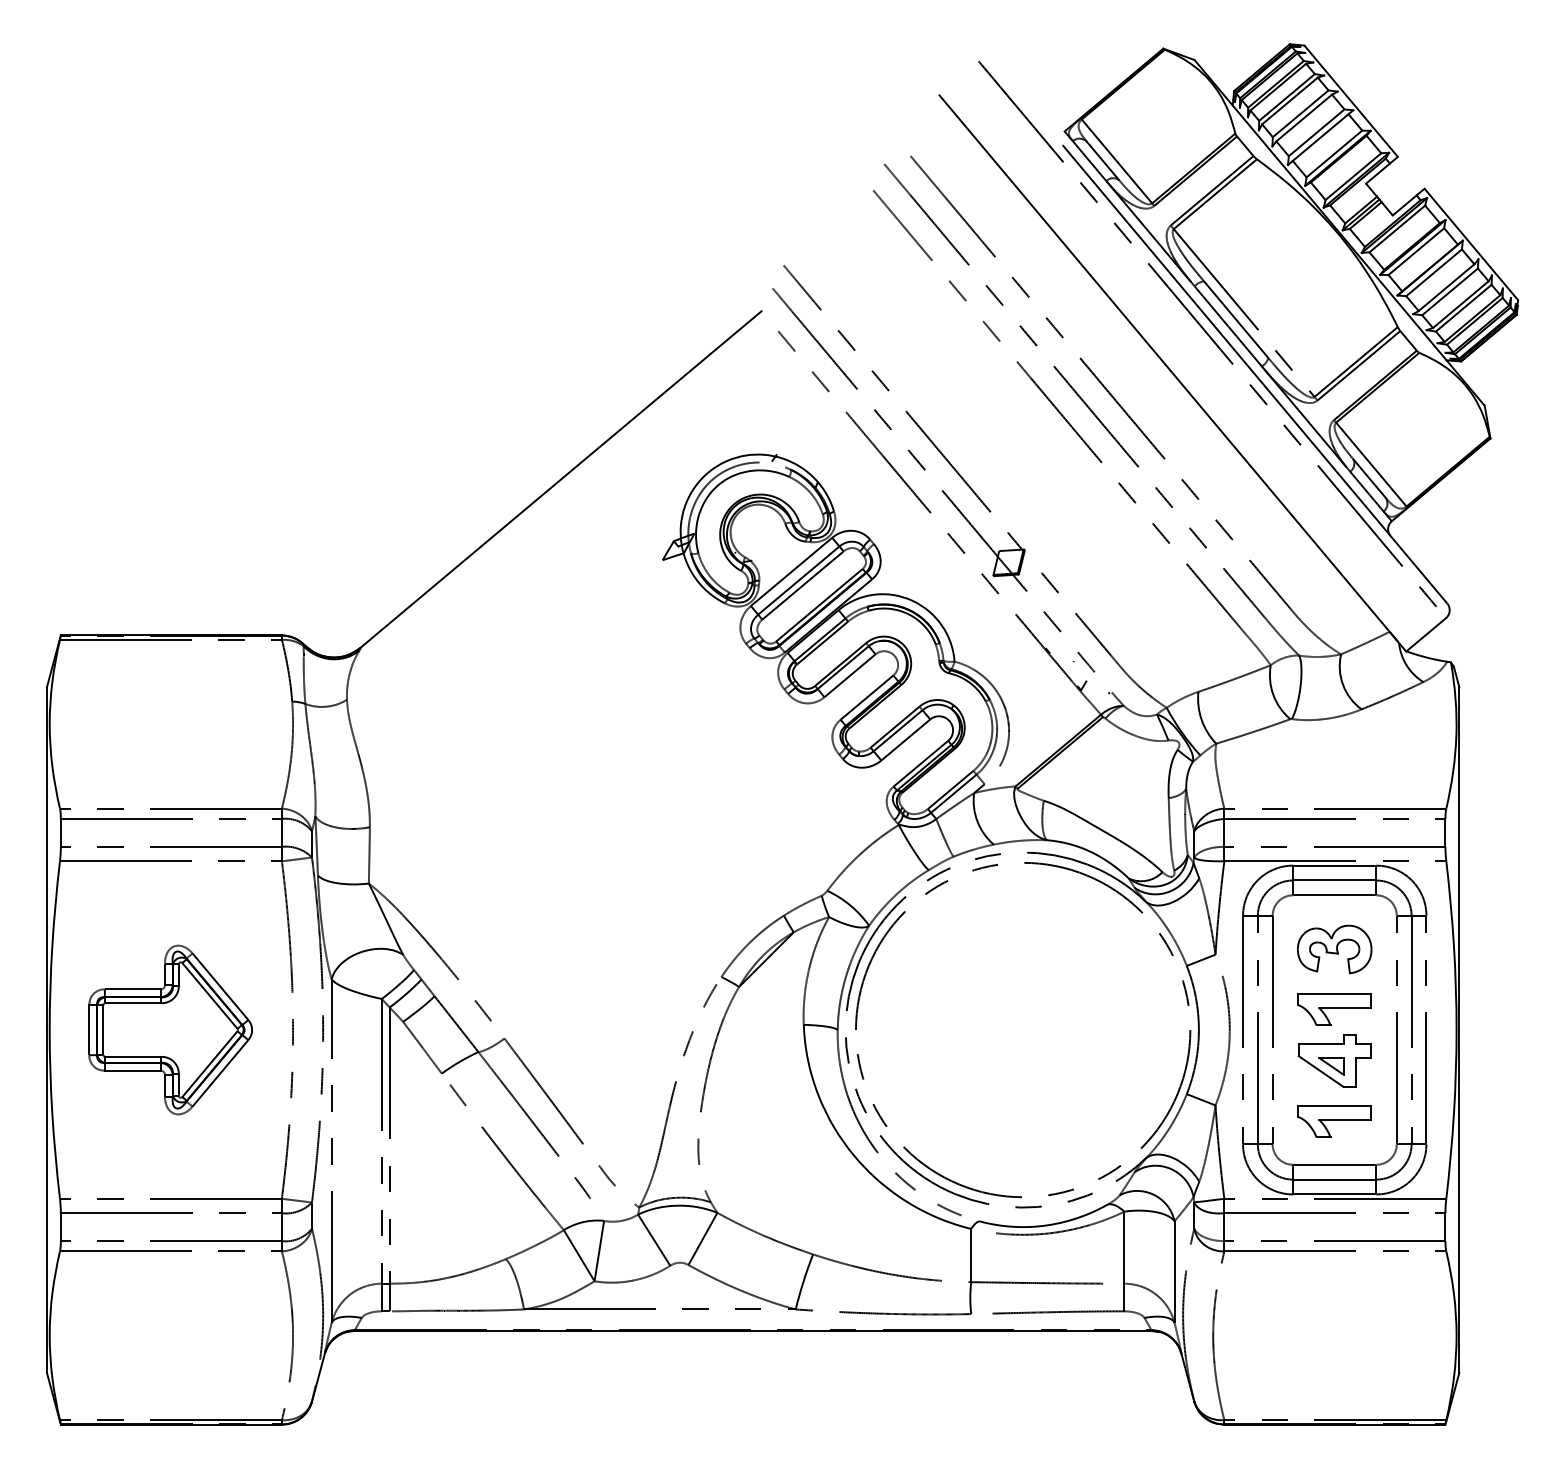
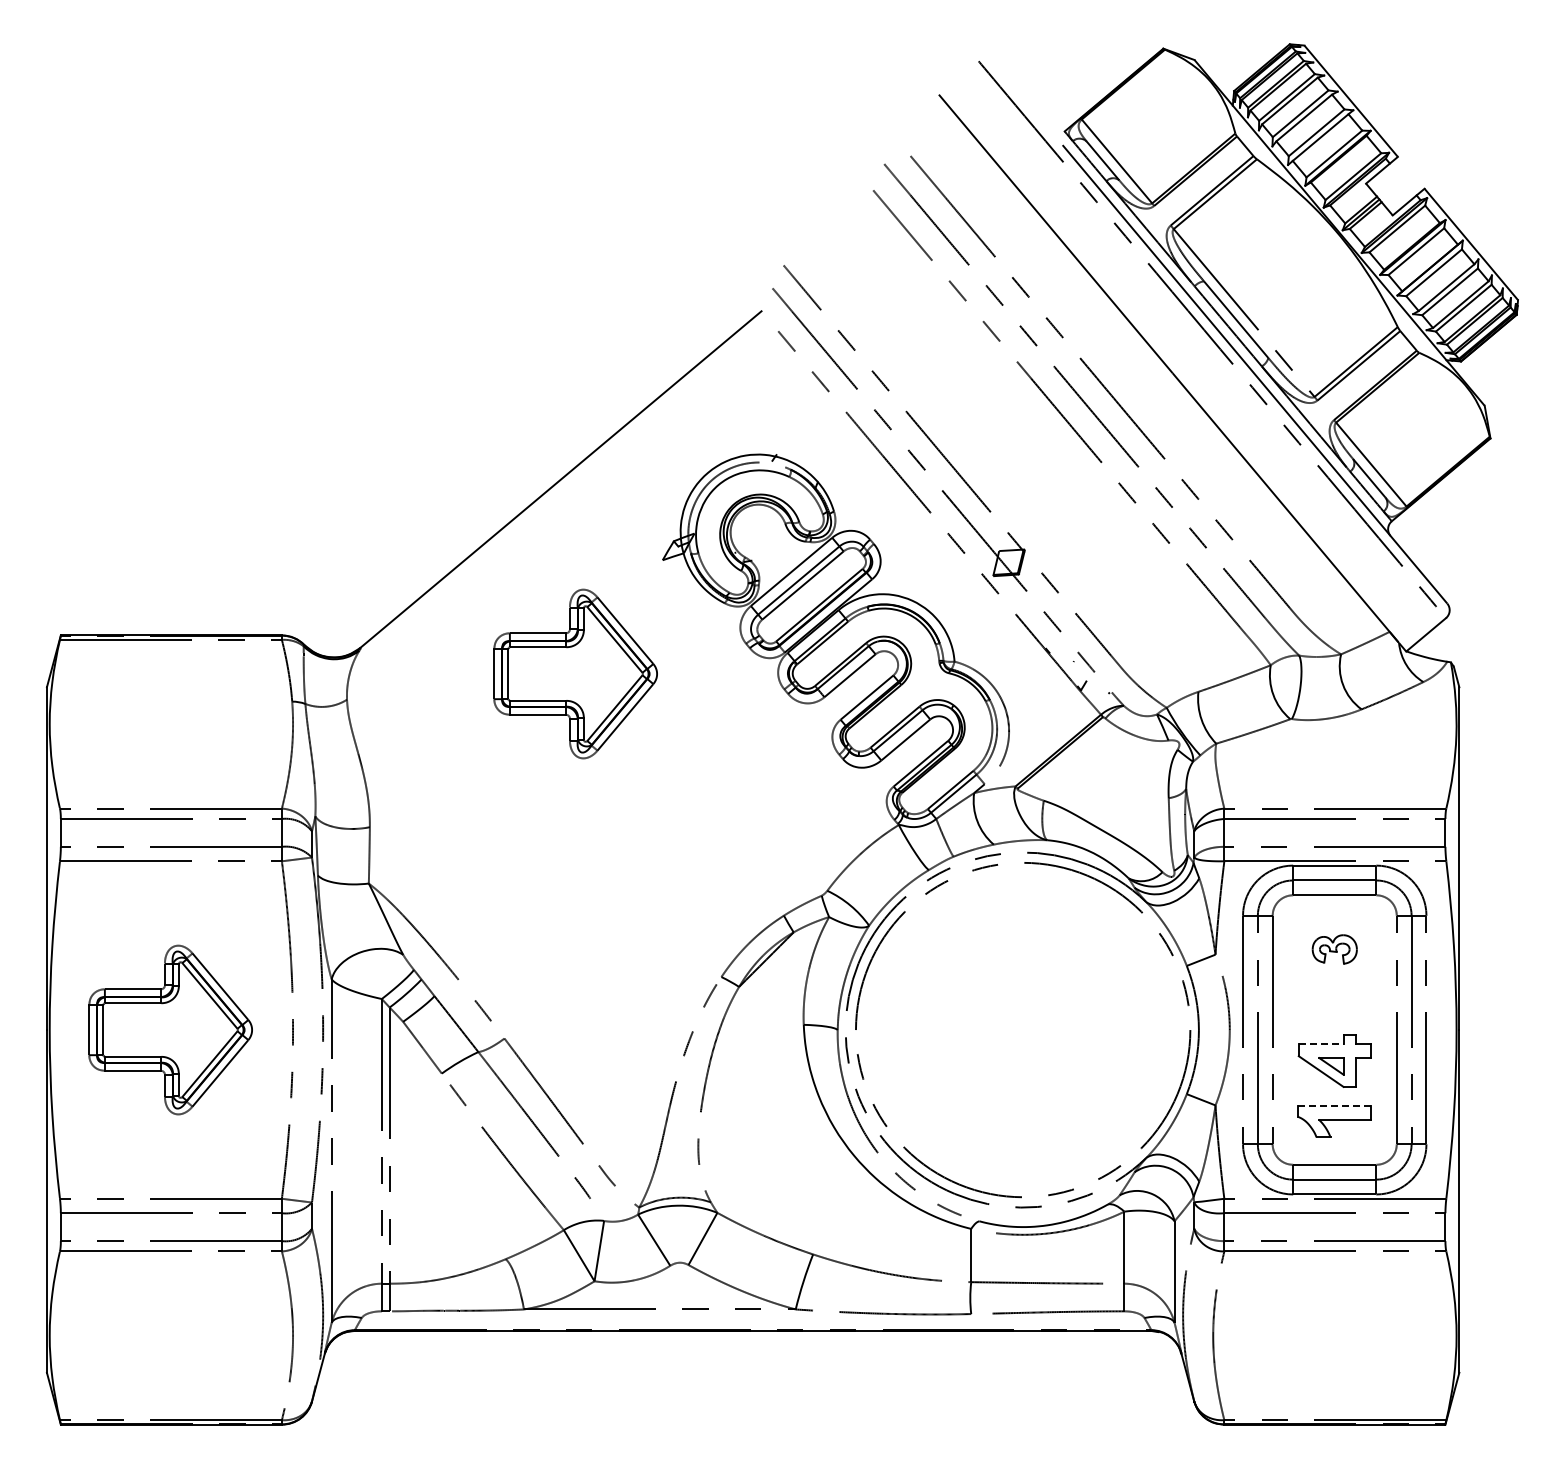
part: none -> present (575, 673)
part size: 76x51 px -> 47x31 px (1334, 949)
part: present -> none (1334, 1009)
line: solid -> dashed (1321, 1044)
line: solid -> dashed (1334, 1105)
